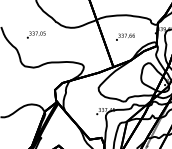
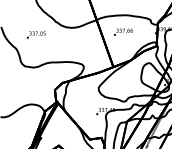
text position: (125, 36) -> (123, 31) (123, 31)
